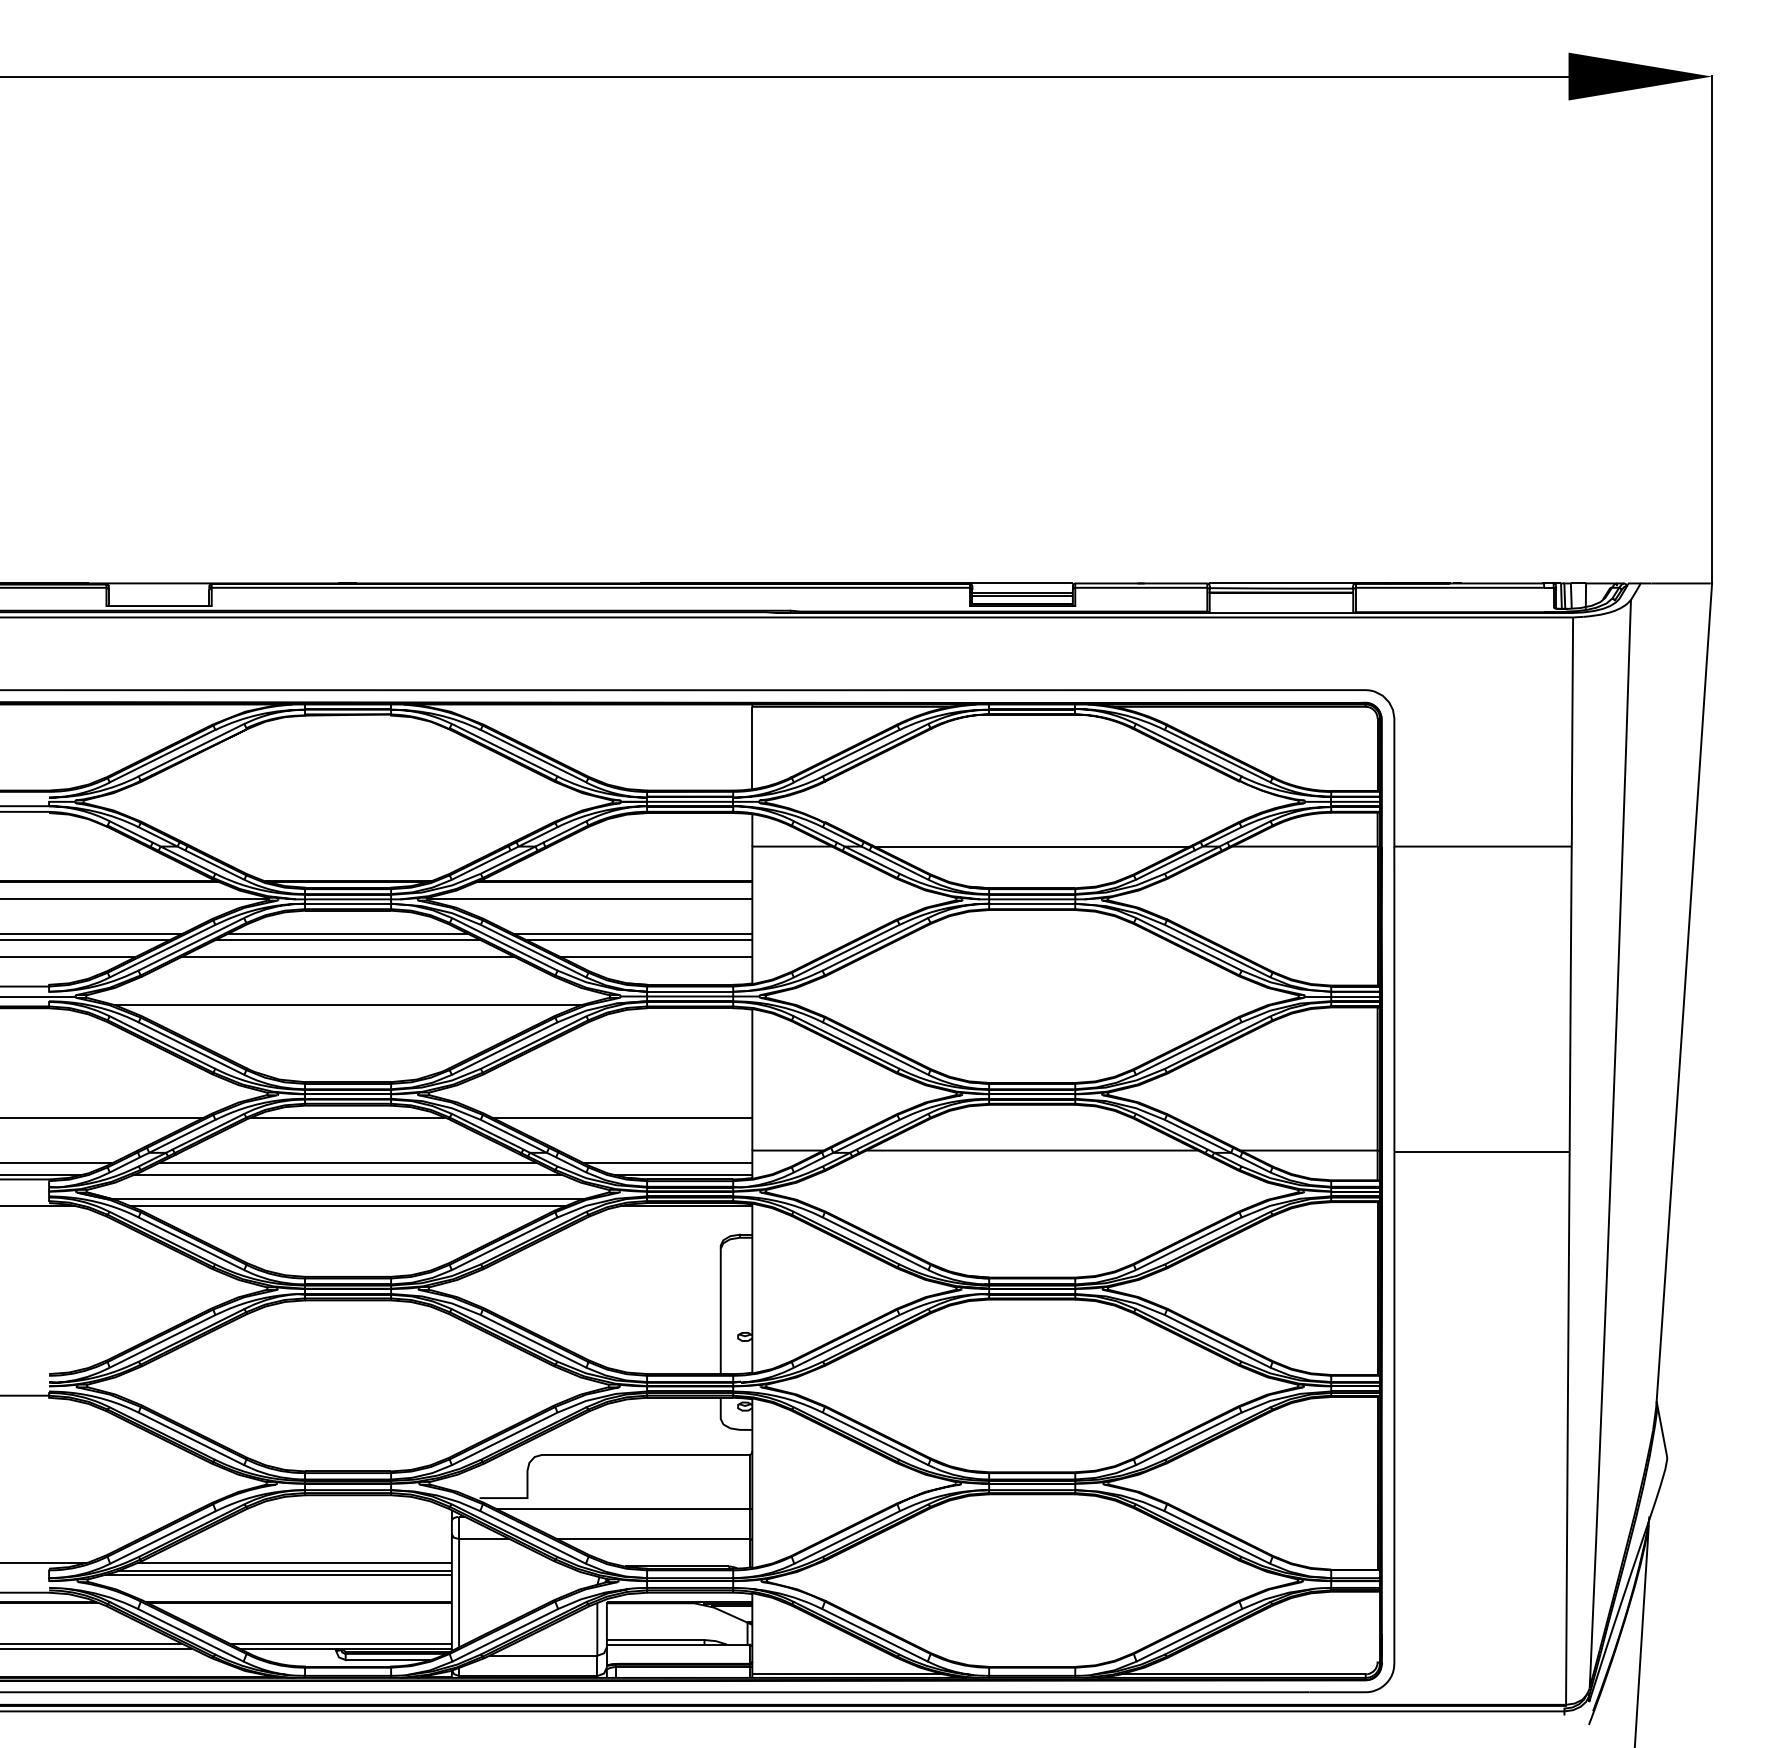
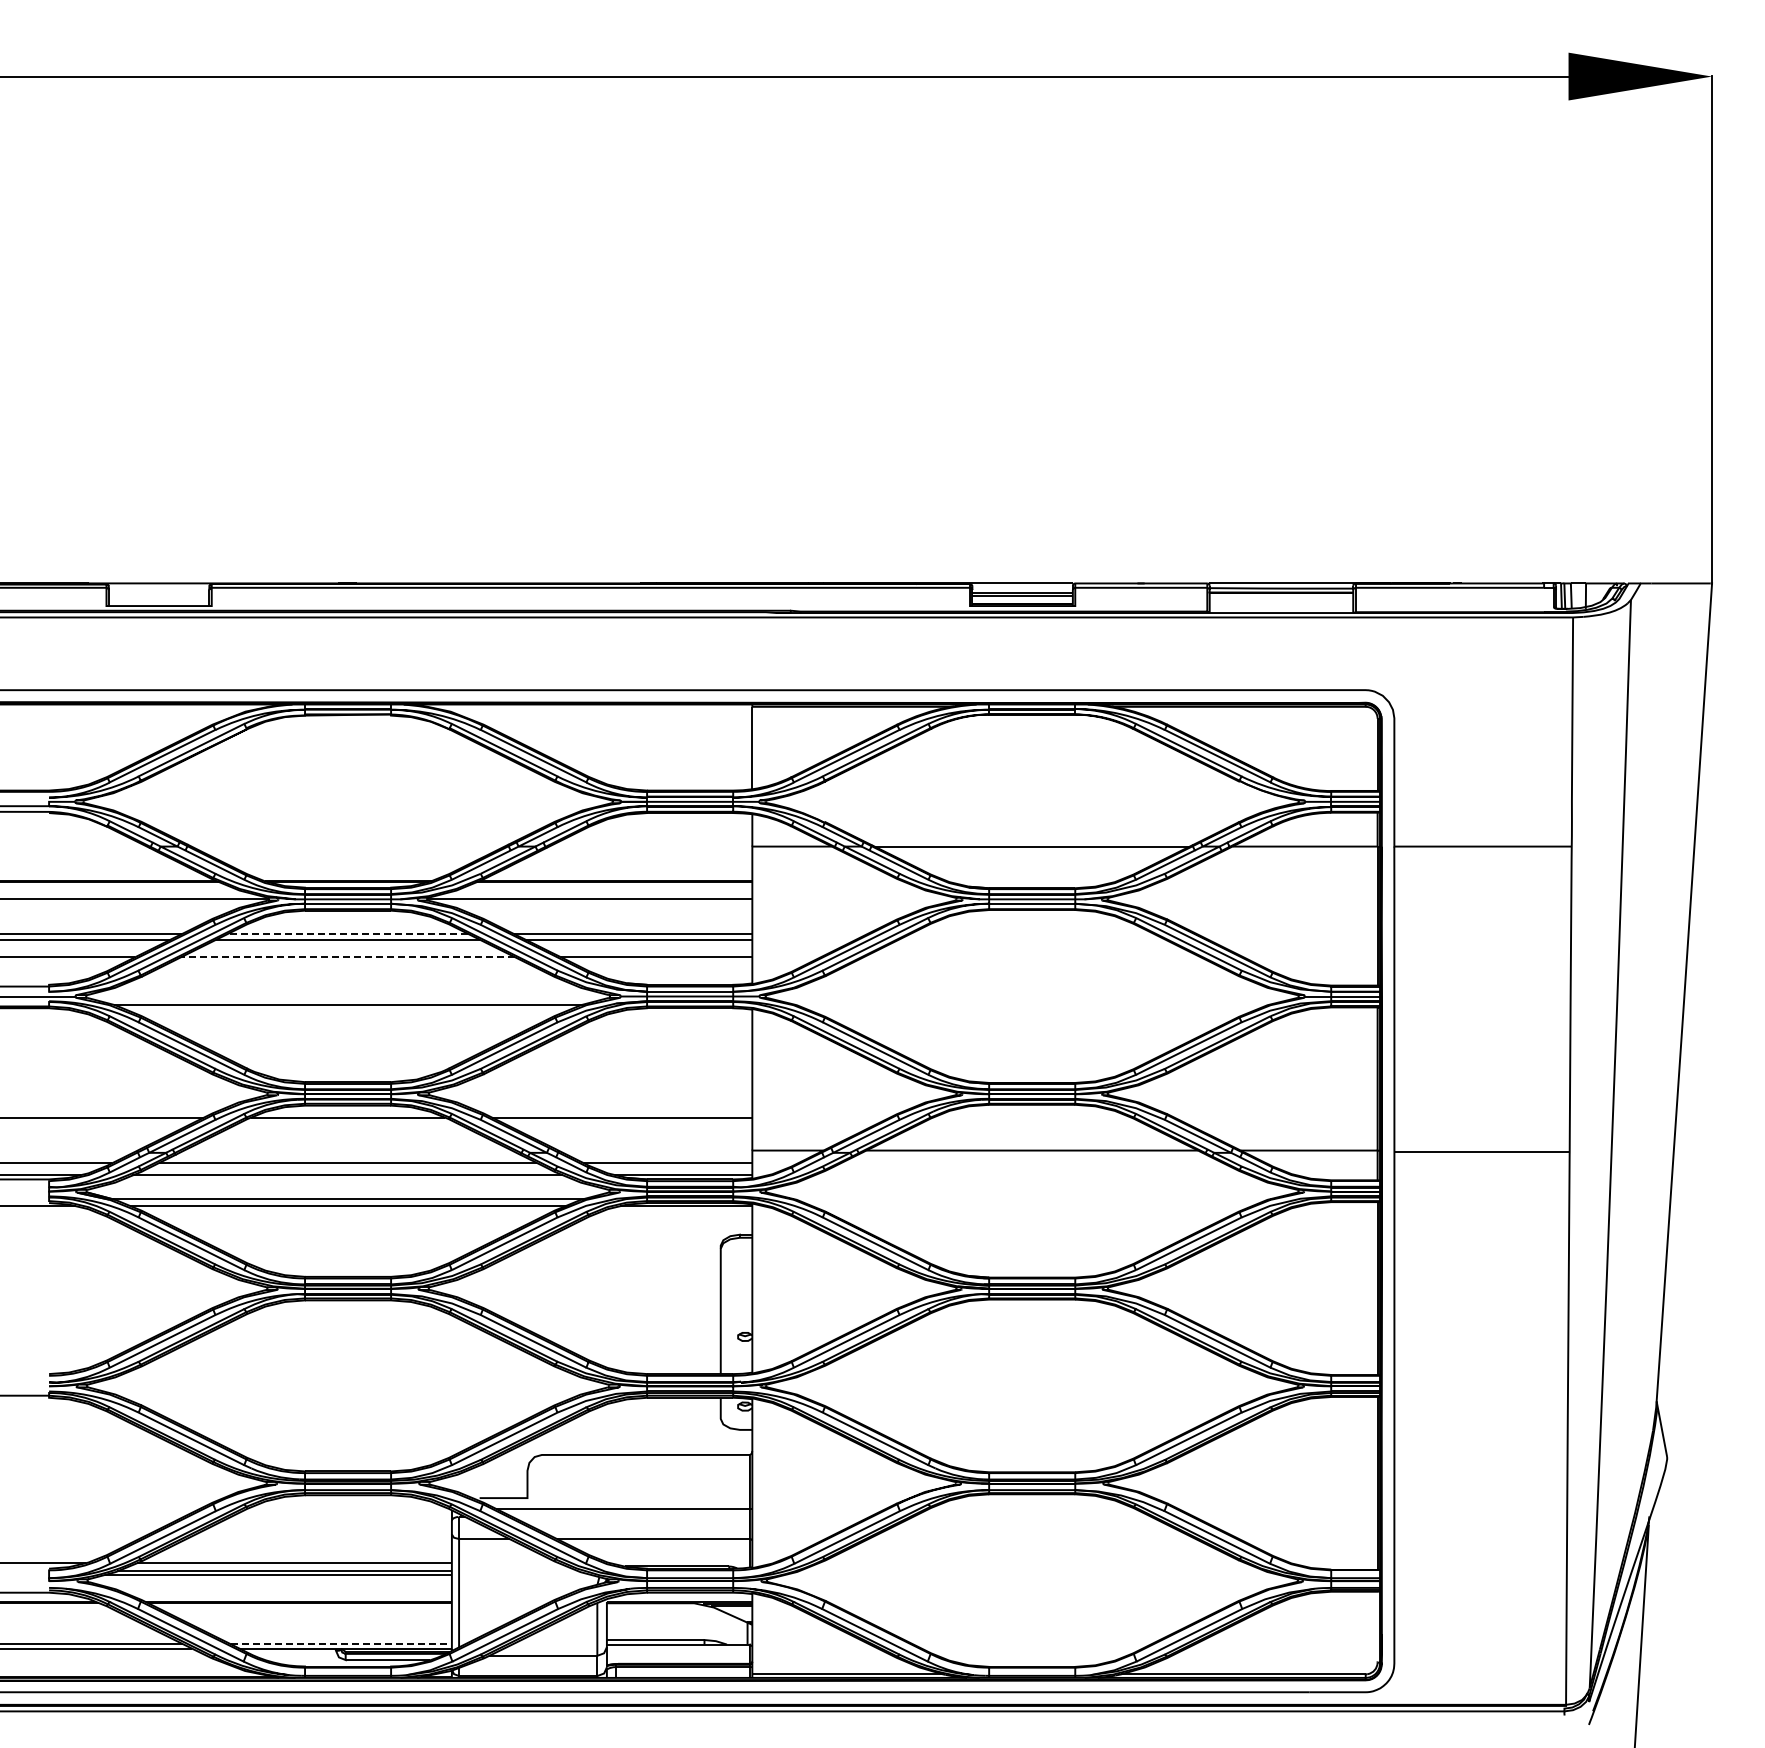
line: solid -> dashed (347, 933)
line: solid -> dashed (347, 957)
line: solid -> dashed (341, 1644)
